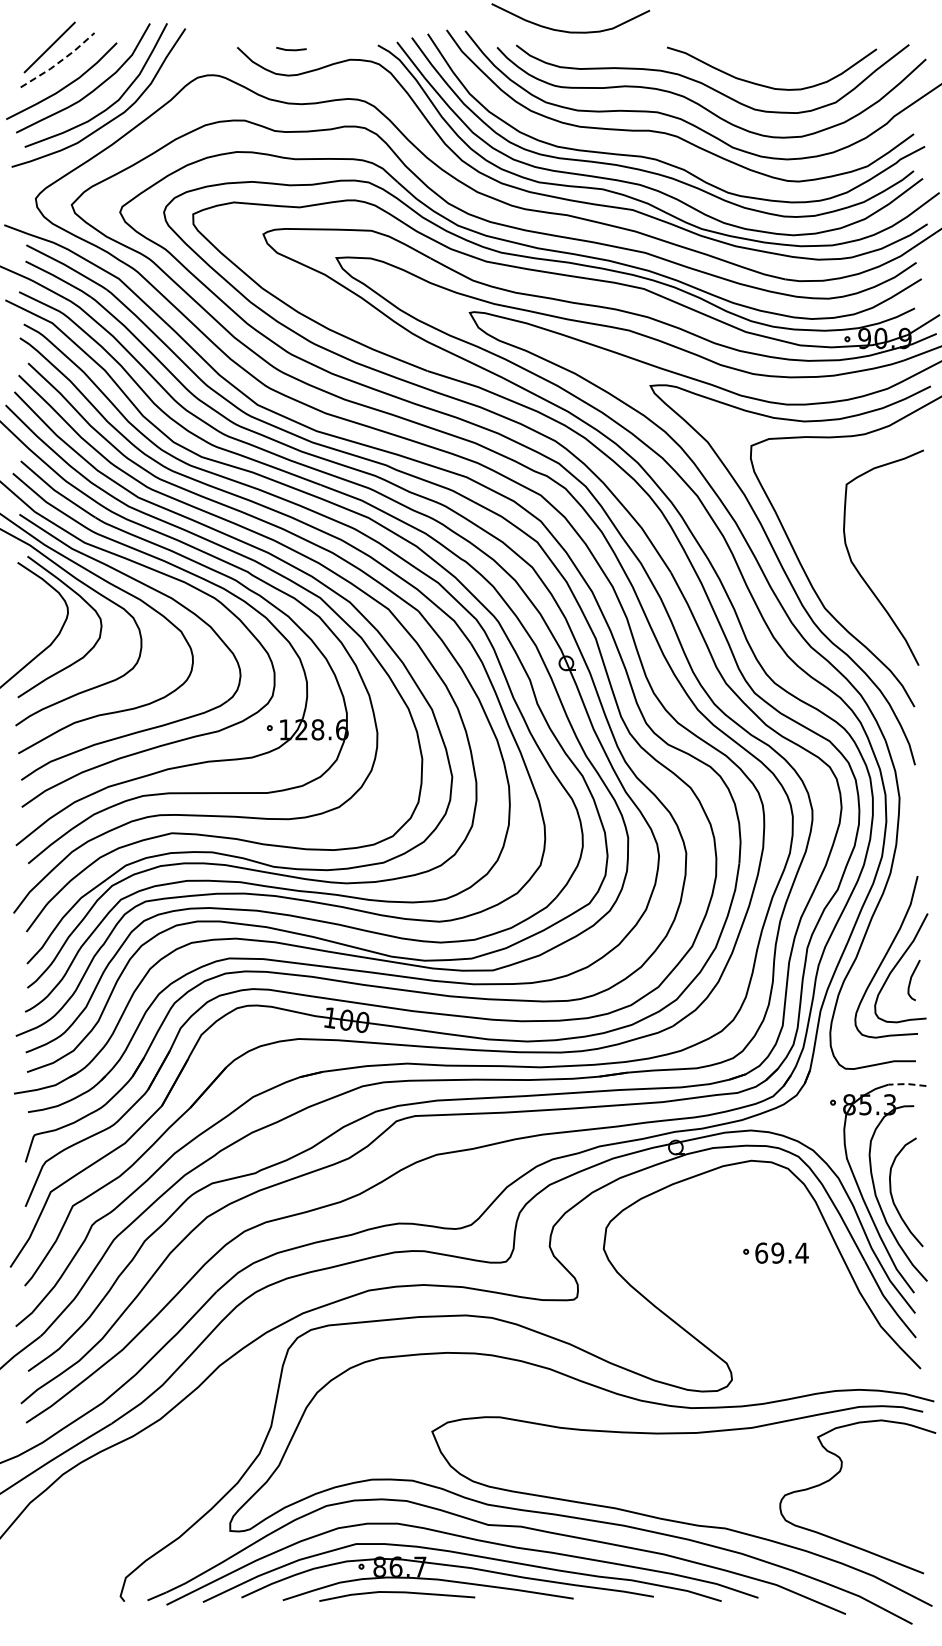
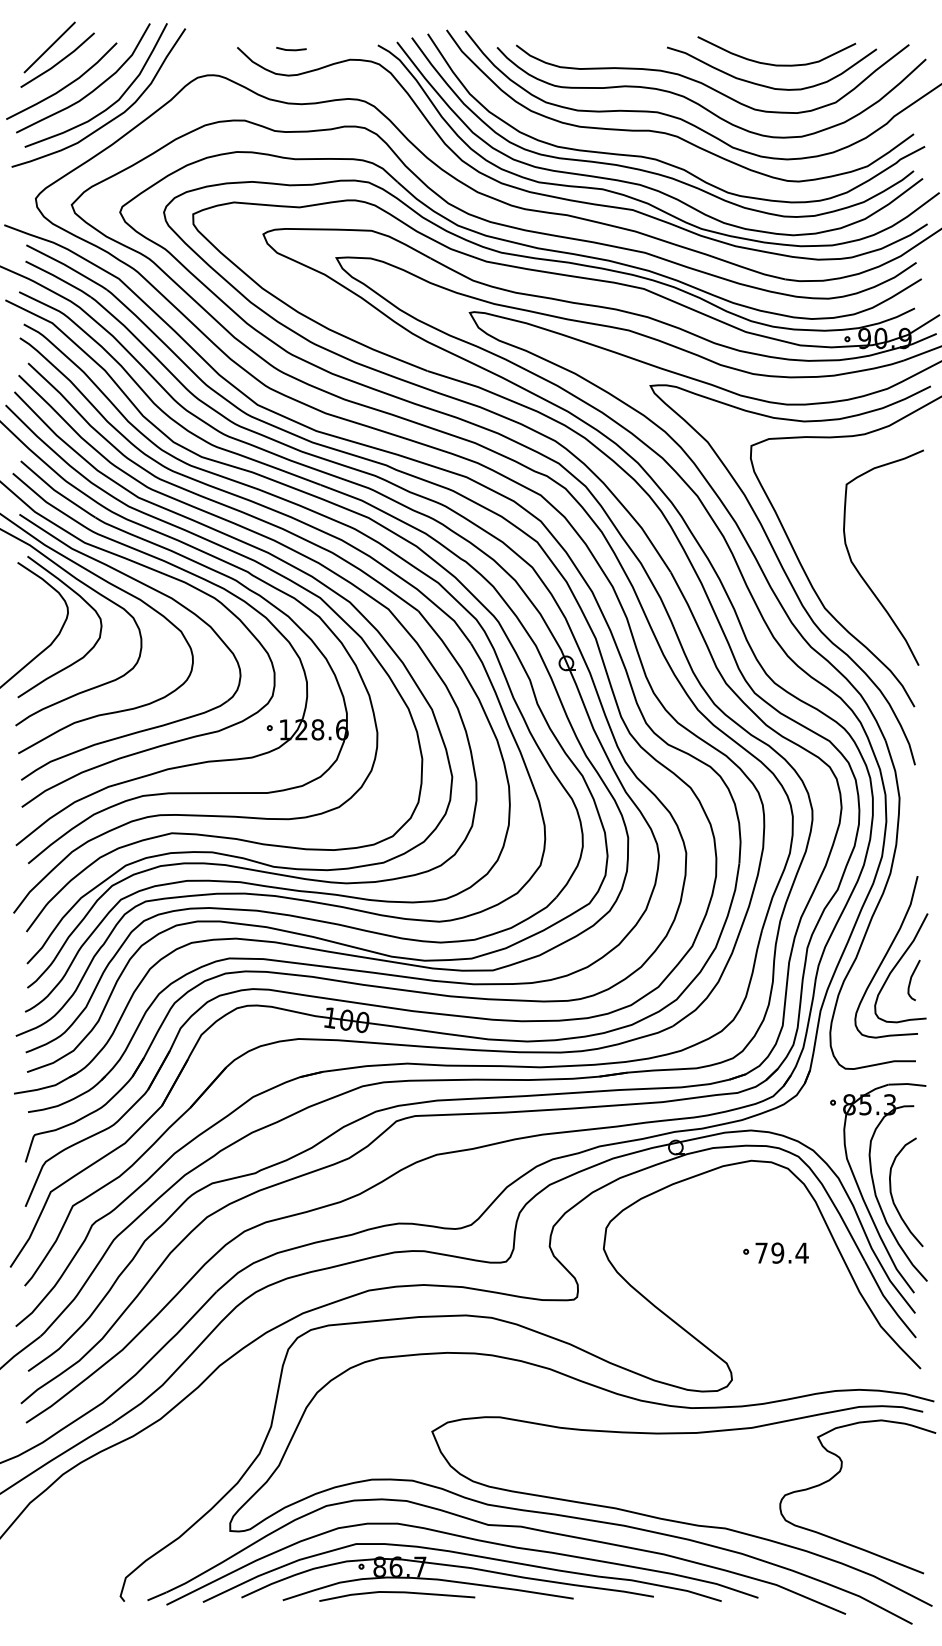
curve position: (565, 30) -> (771, 63) (771, 63)
line: dashed -> solid (59, 62)
line: dashed -> solid (907, 1084)
text: 69.4 -> 79.4 (761, 1252)
